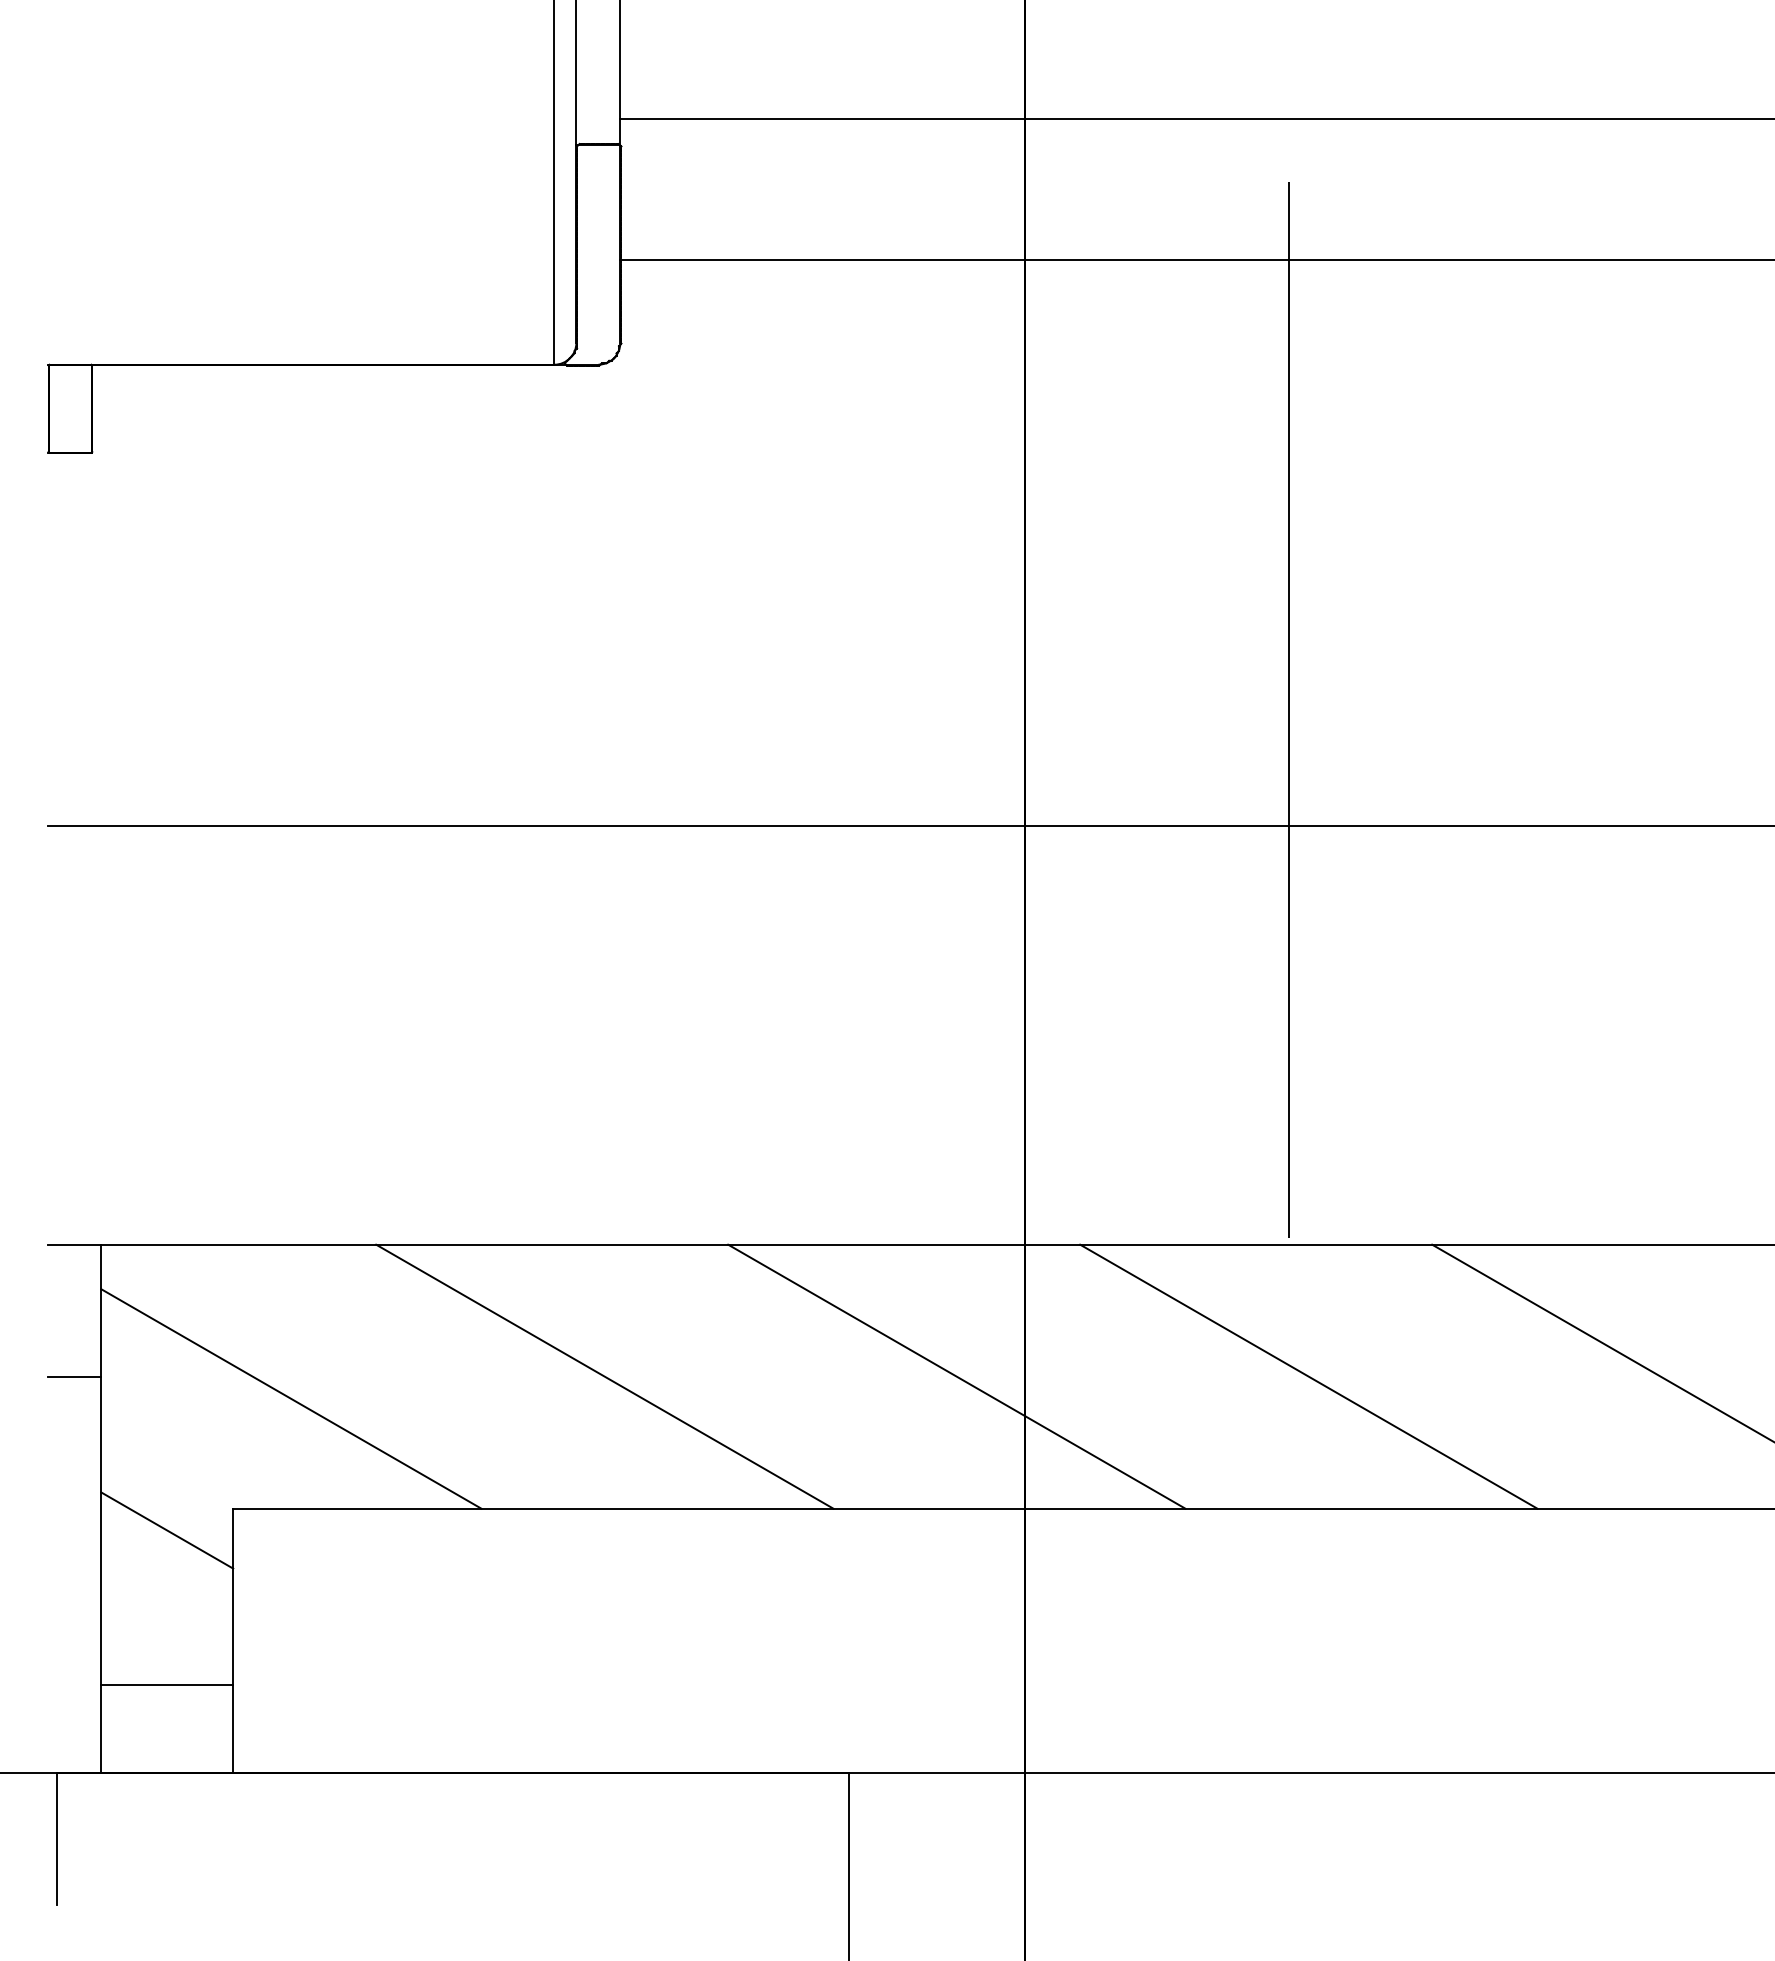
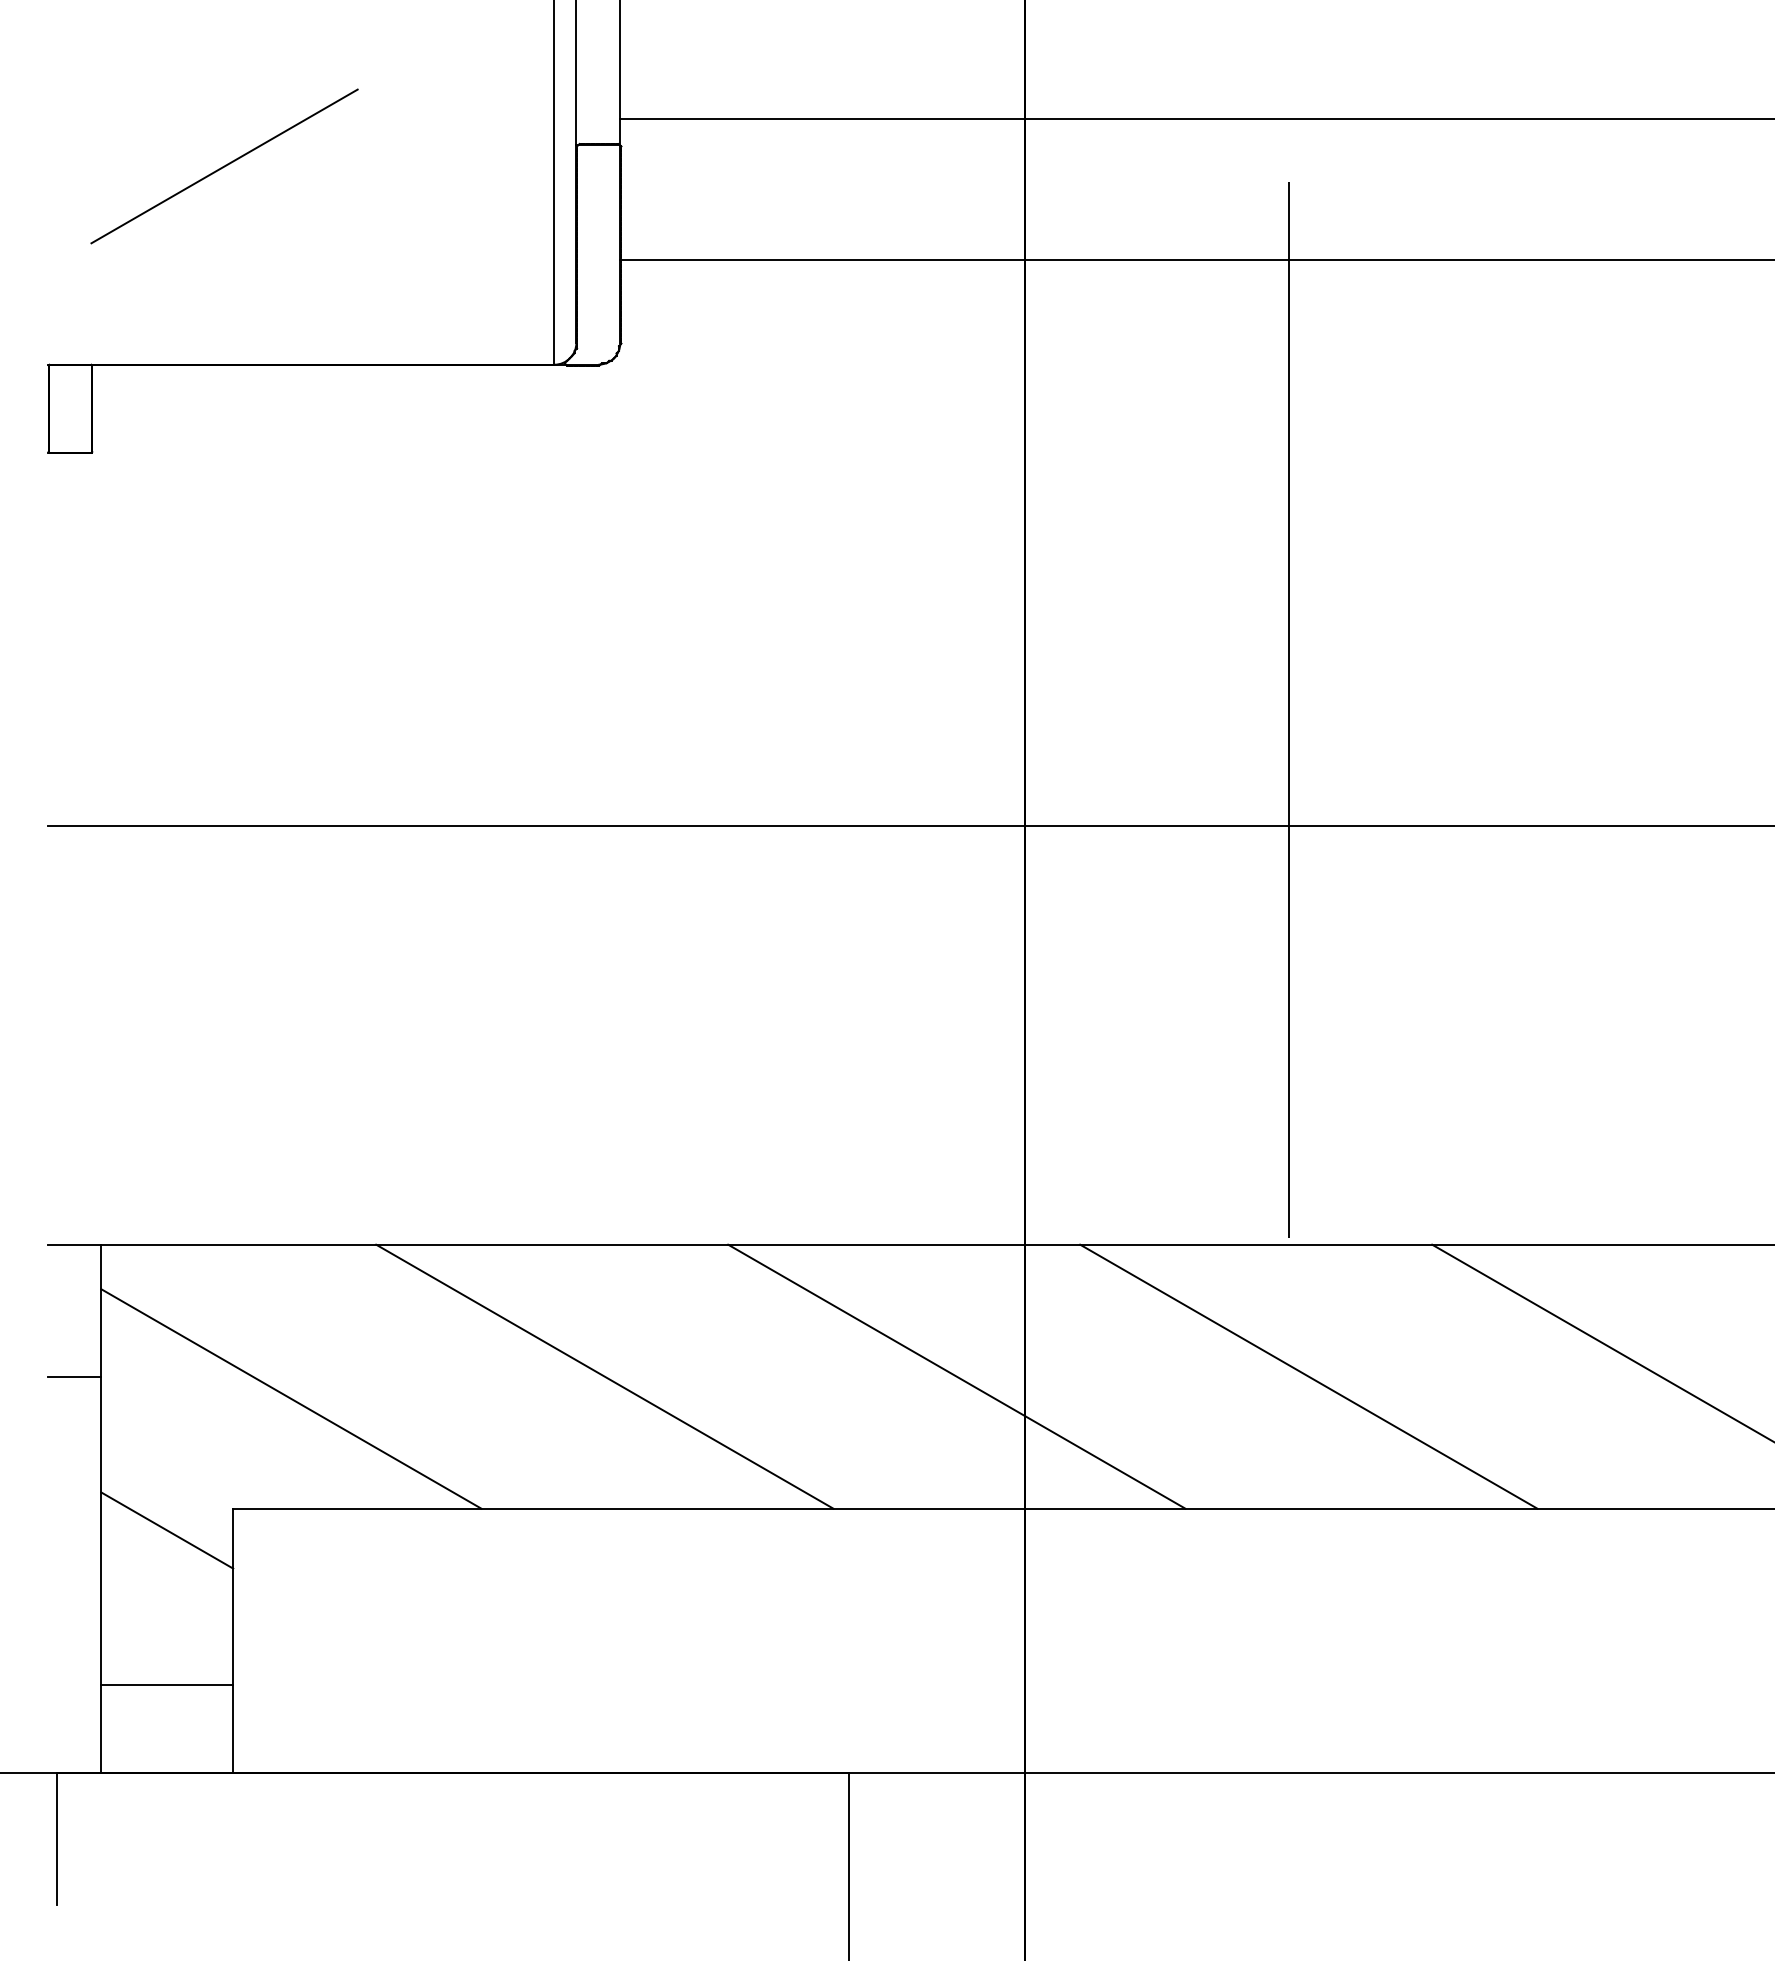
line: none -> present (224, 166)
